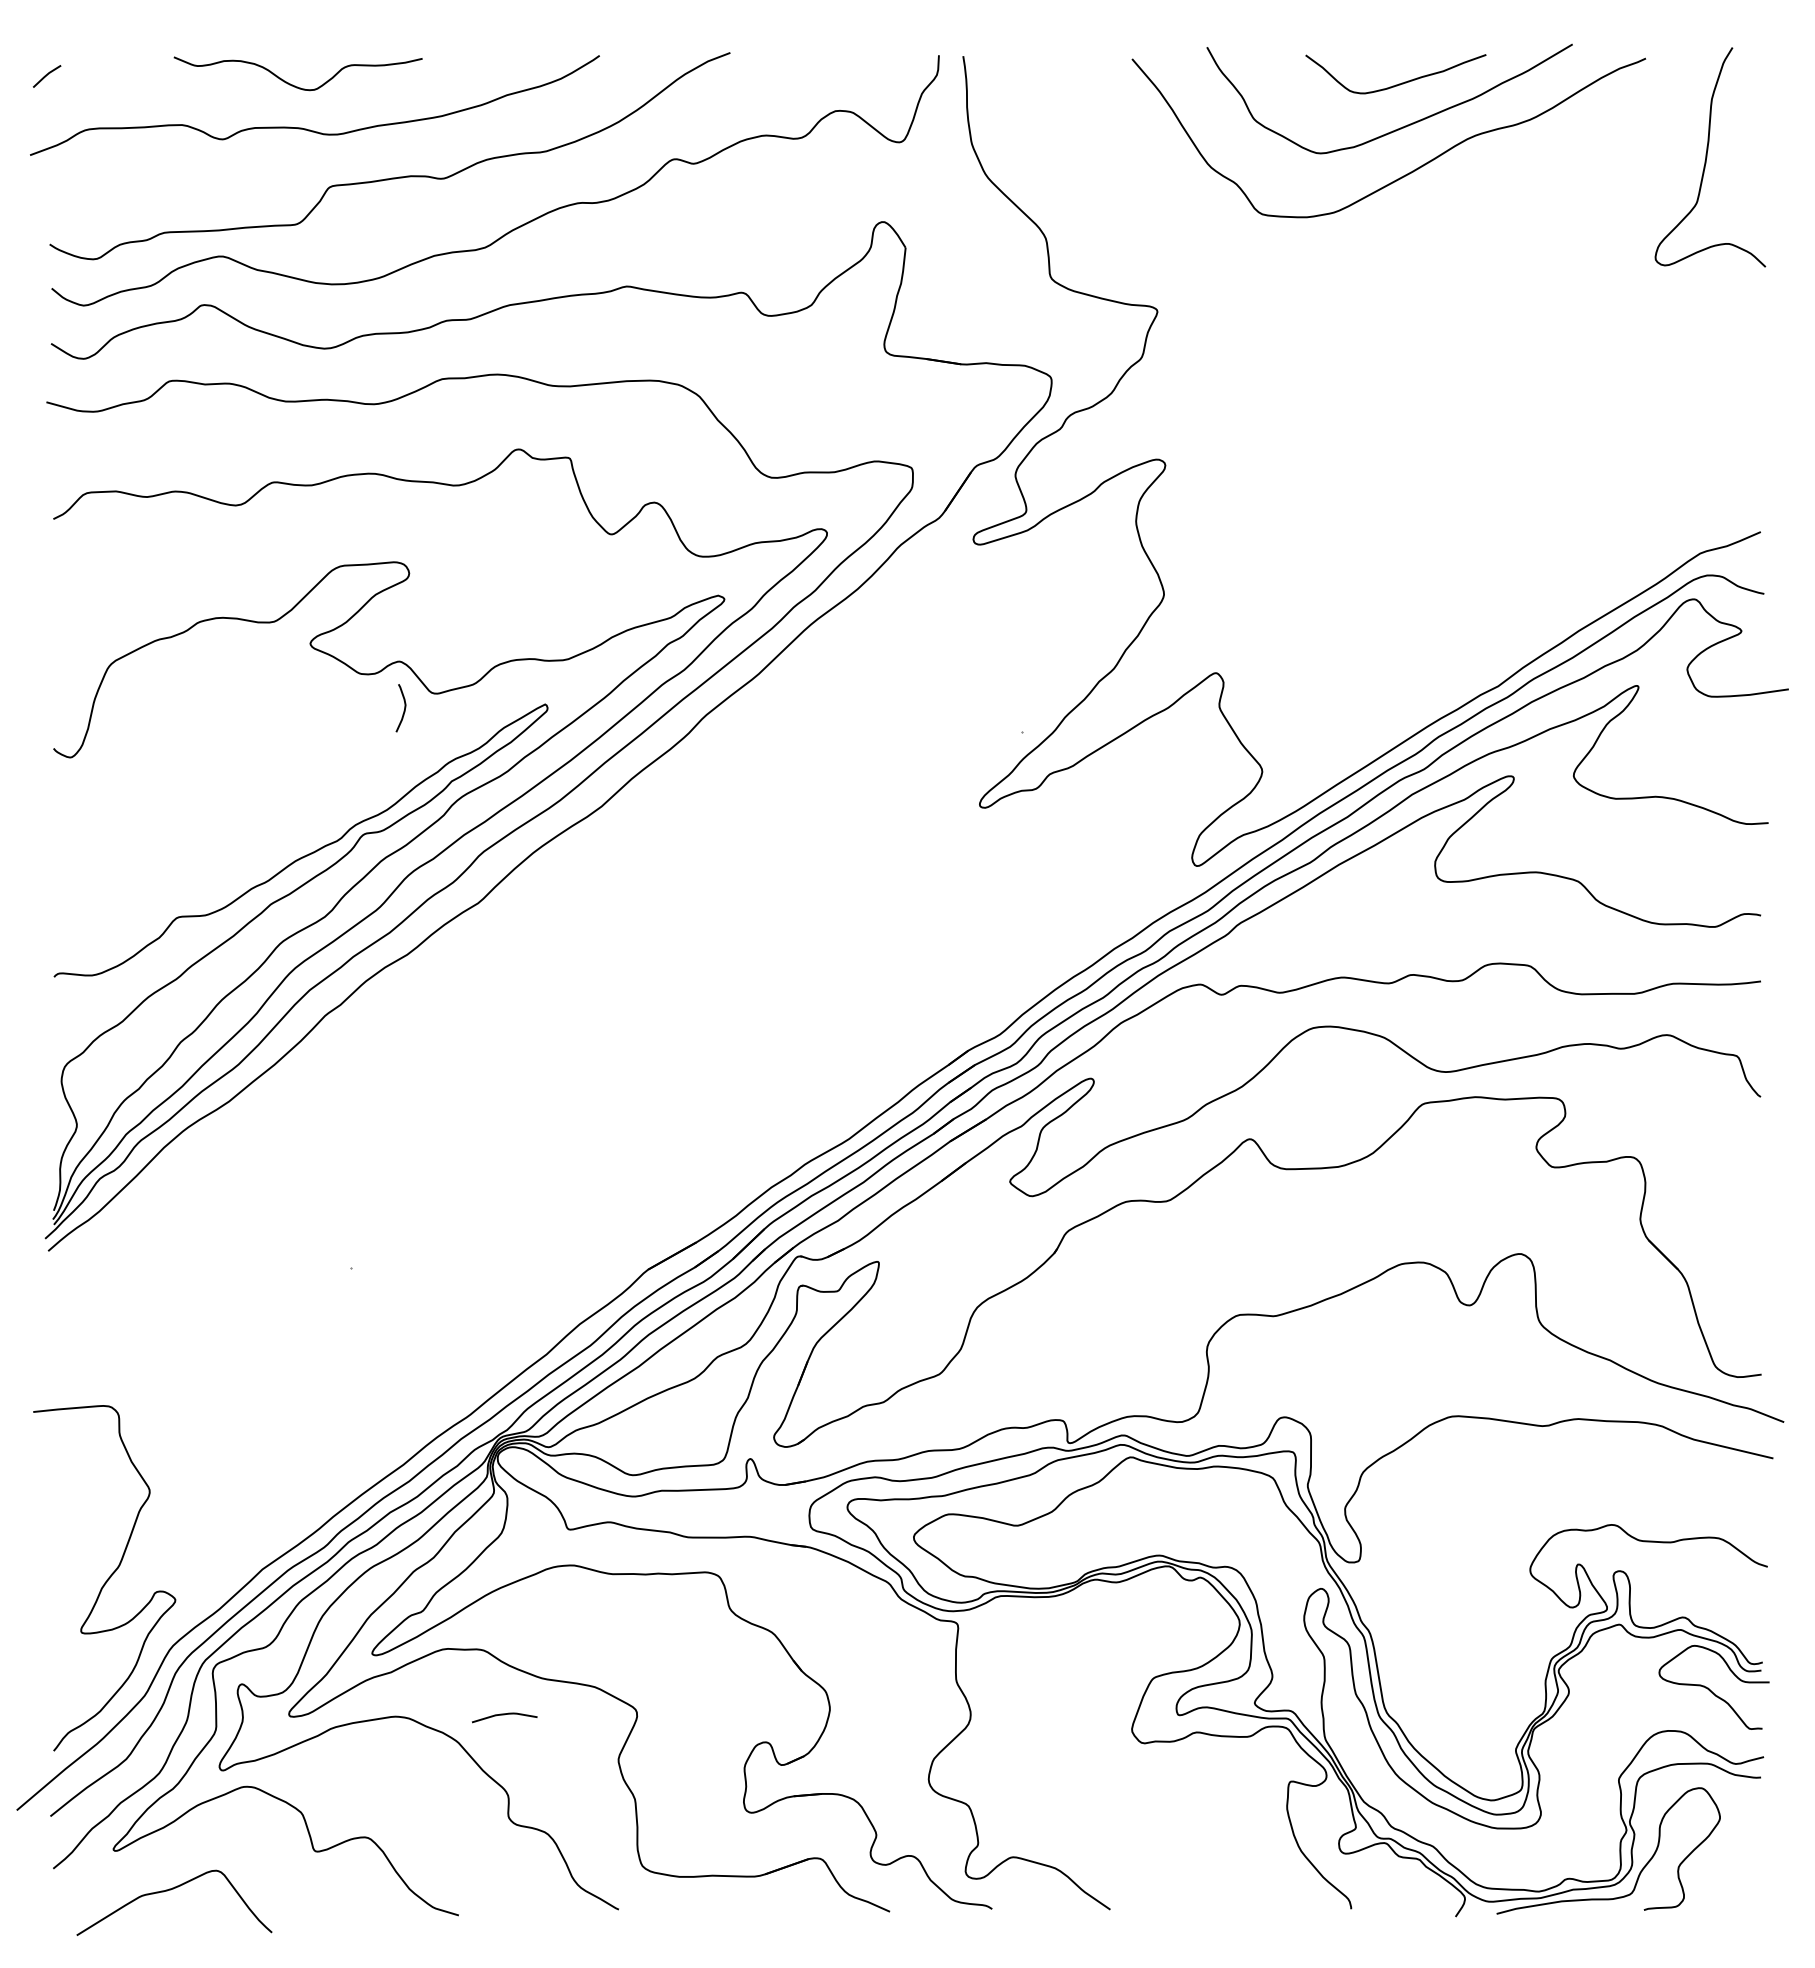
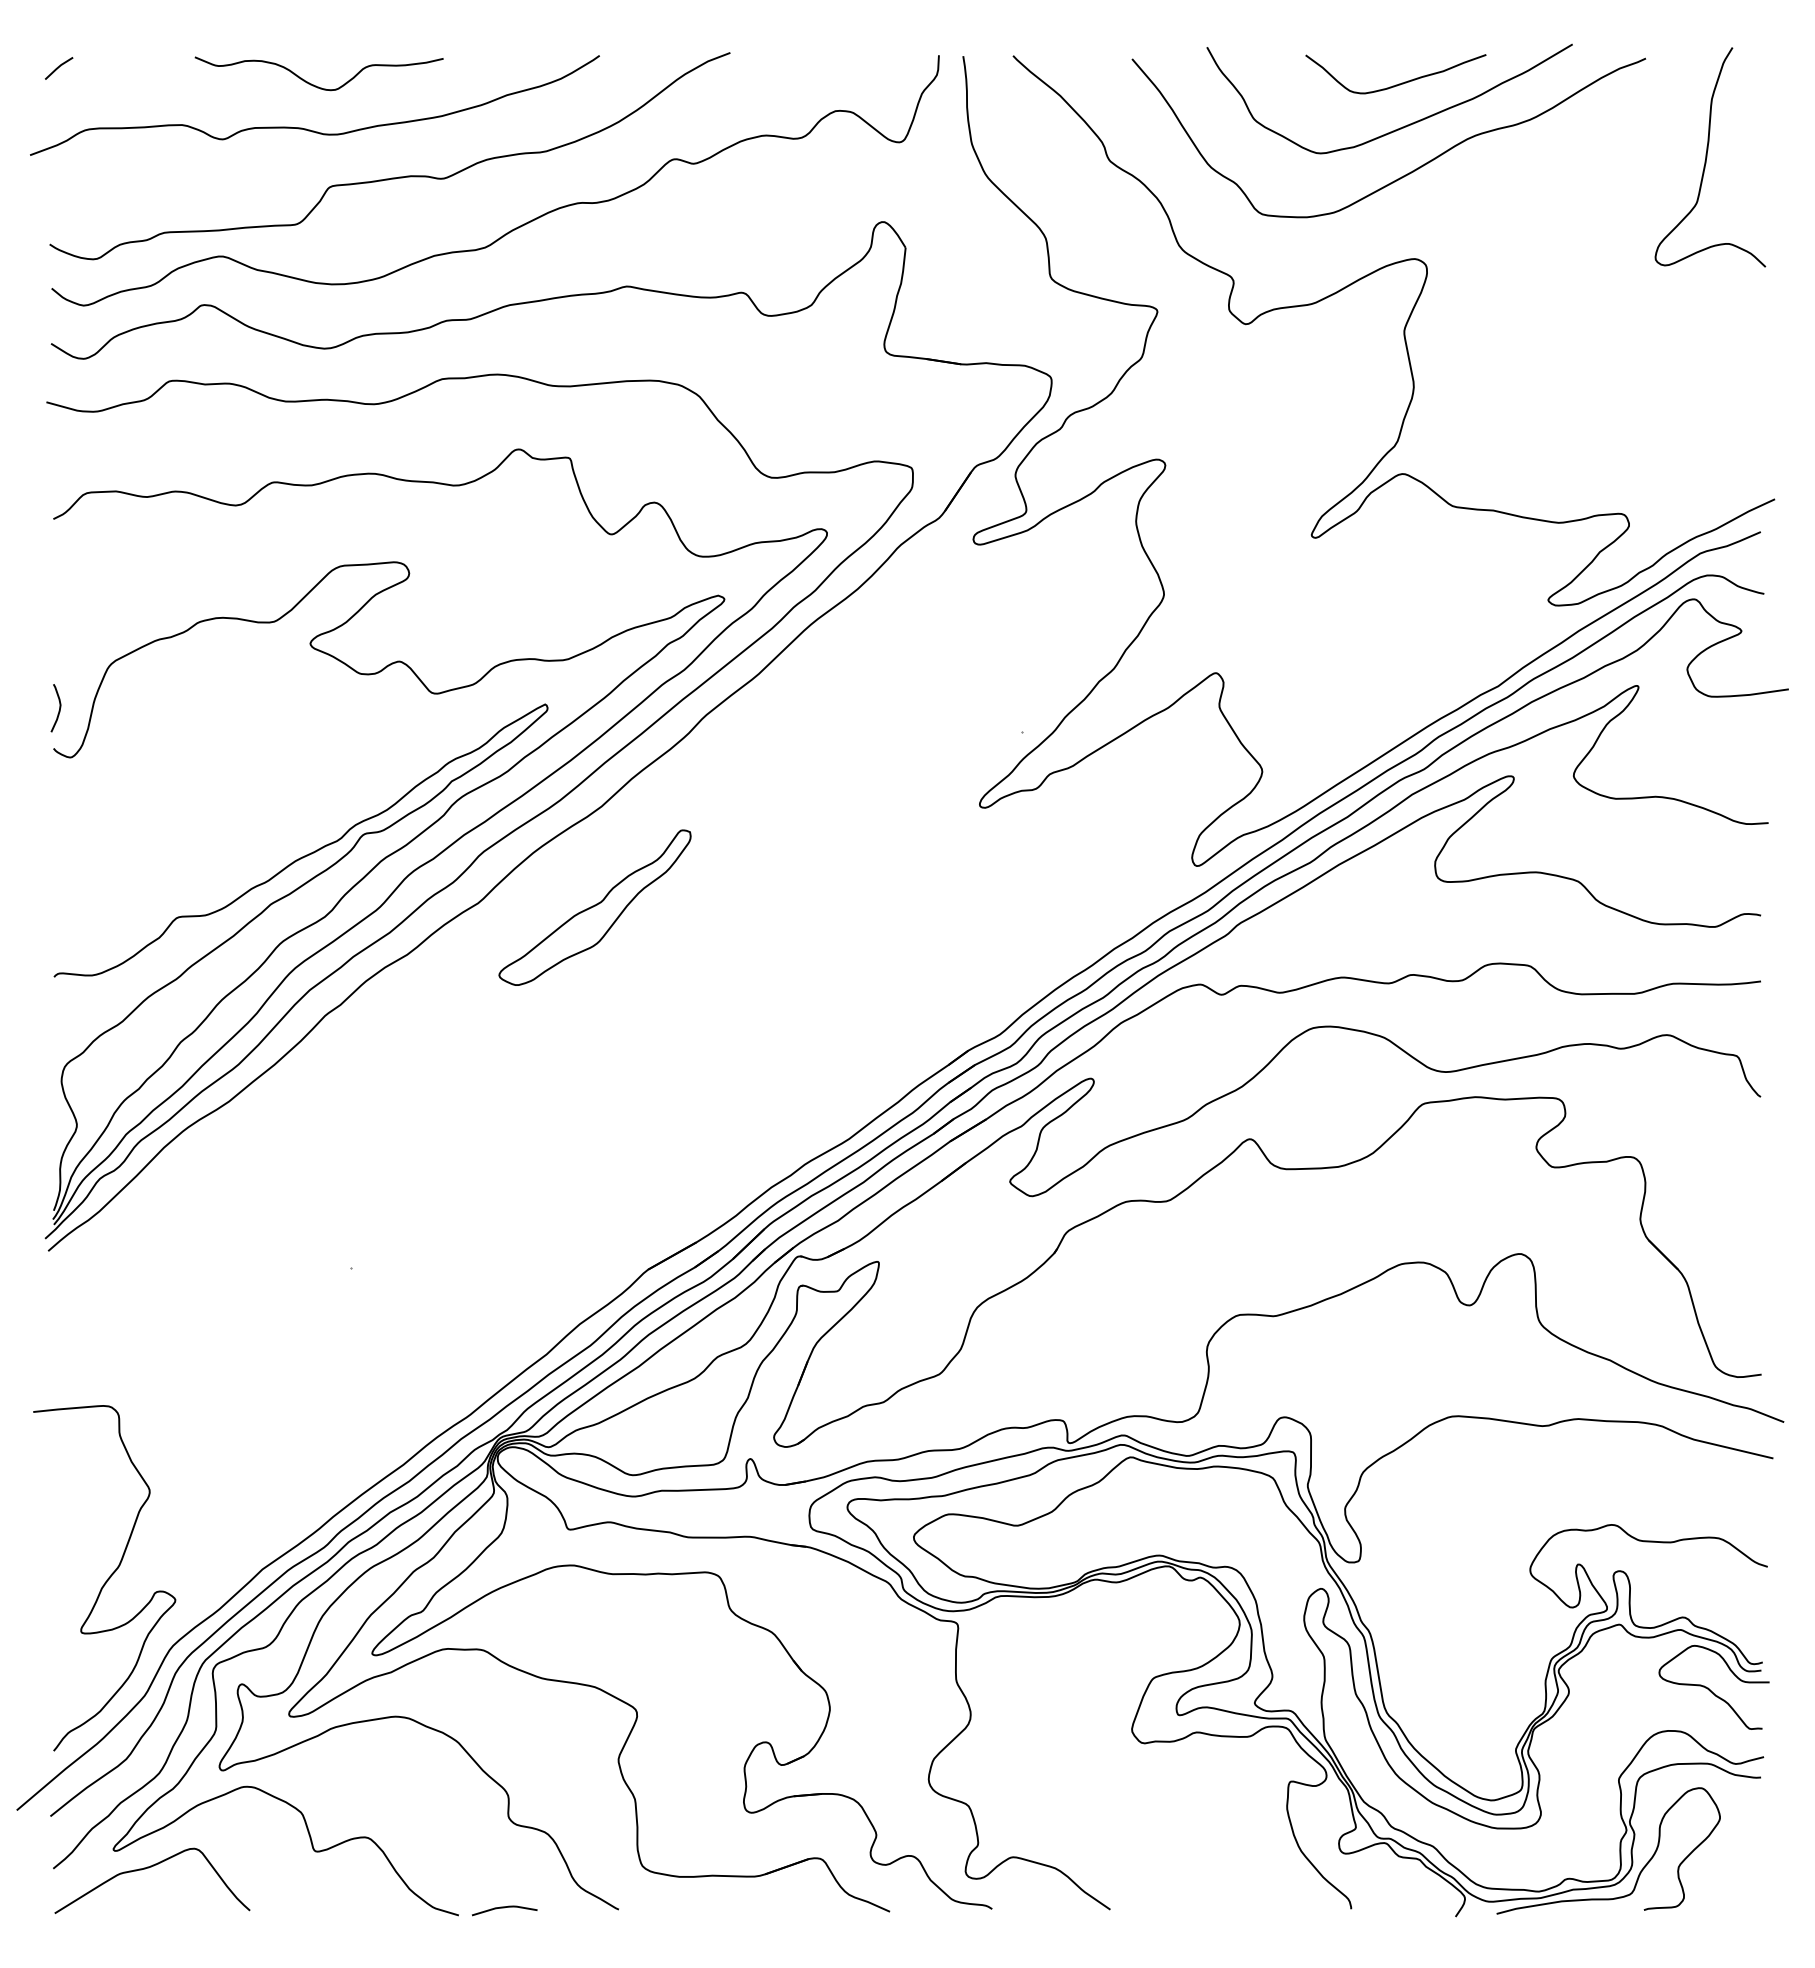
line position: (47, 75) -> (59, 67) (59, 67)
curve position: (292, 84) -> (313, 84) (313, 84)
curve: none -> present (1403, 330)
curve position: (403, 710) -> (58, 710) (58, 710)
part: none -> present (594, 907)
curve position: (504, 1715) -> (504, 1908) (504, 1908)
curve position: (170, 1890) -> (148, 1868) (148, 1868)
